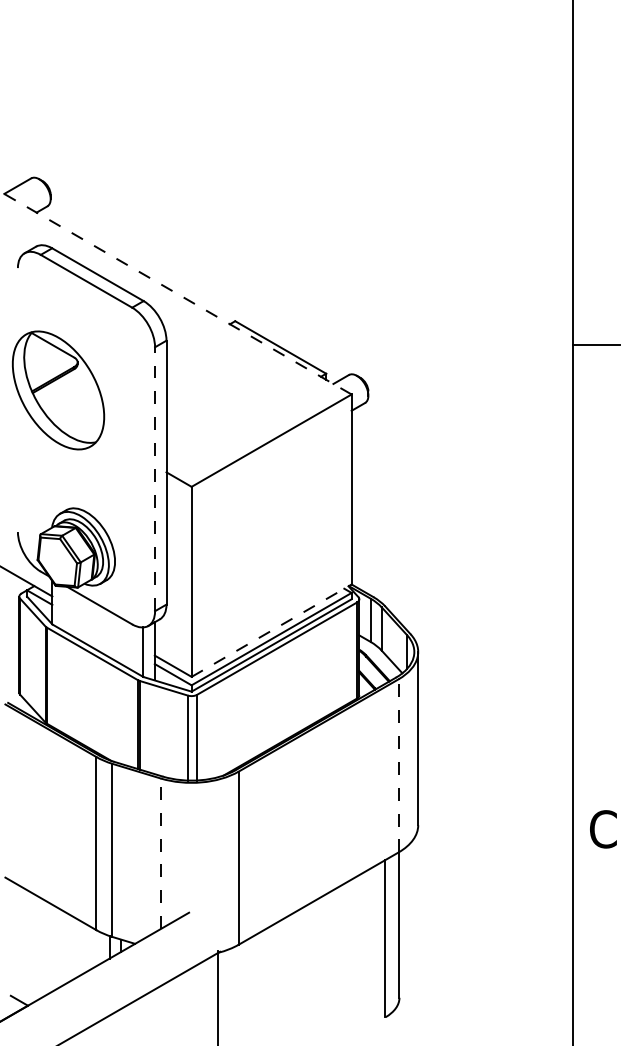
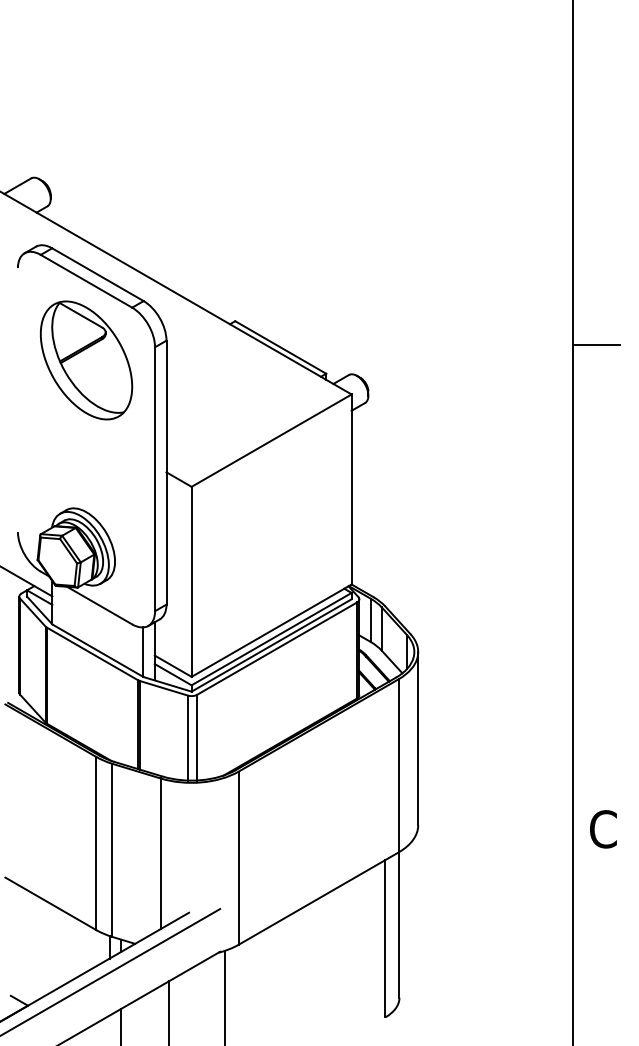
line: dashed -> solid (176, 293)
part position: (58, 390) -> (86, 360) (86, 360)
line: dashed -> solid (155, 479)
line: dashed -> solid (272, 630)
line: dashed -> solid (398, 765)
line: dashed -> solid (160, 853)
line: none -> present (111, 971)
line position: (218, 996) -> (225, 996) (225, 996)
line: none -> present (169, 1011)
line: none -> present (121, 1025)
